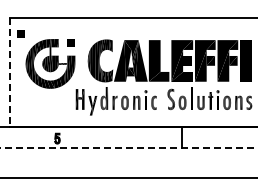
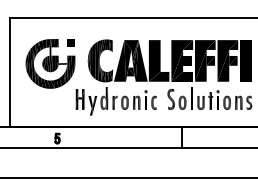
part: present -> none (20, 33)
line: dashed -> solid (9, 72)
line: dashed -> solid (128, 147)
